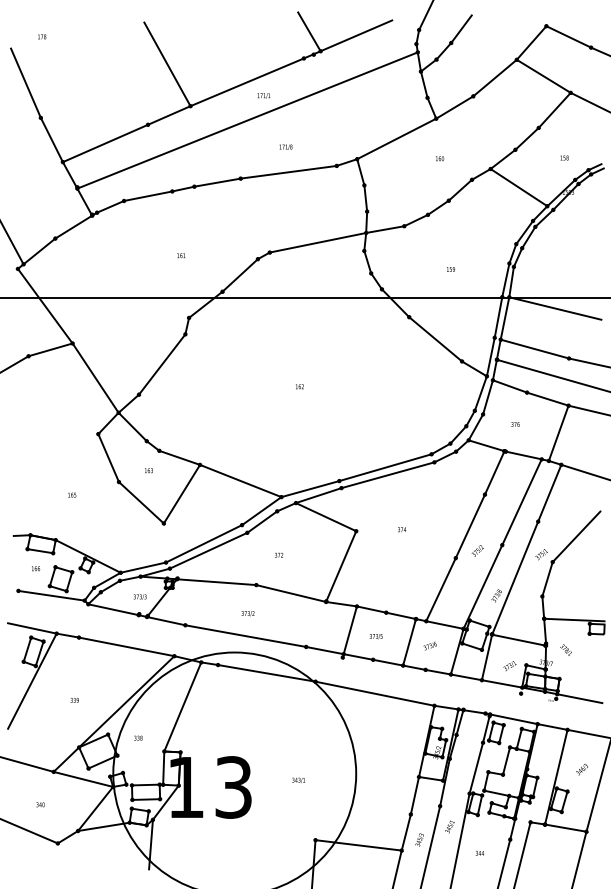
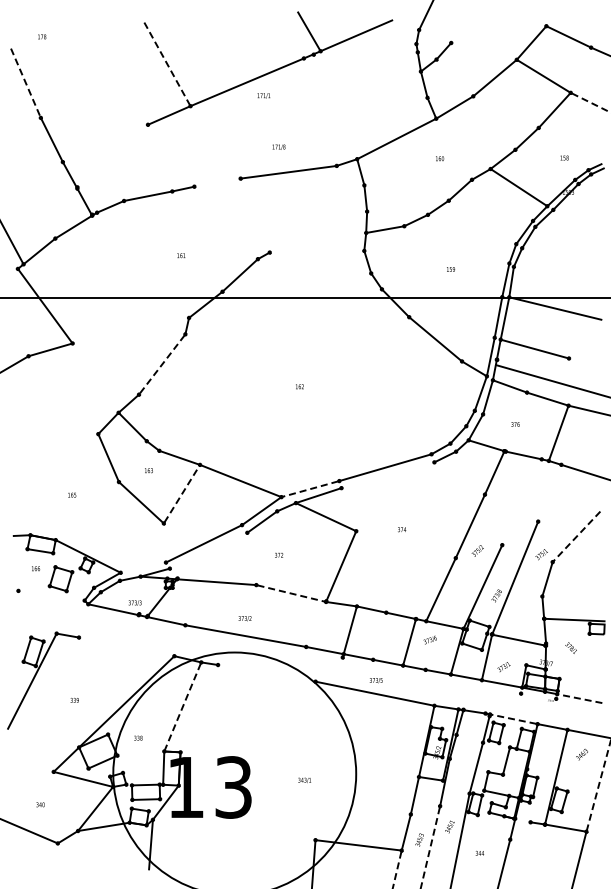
line: present -> none (461, 28)
line: solid -> dashed (167, 64)
line: solid -> dashed (25, 83)
line: solid -> dashed (591, 103)
line: present -> none (247, 120)
line: present -> none (105, 143)
text position: (285, 146) -> (278, 146) (278, 146)
line: present -> none (217, 182)
line: present -> none (317, 242)
line: present -> none (588, 362)
line: solid -> dashed (162, 364)
line position: (552, 375) -> (551, 380) (551, 380)
line: present -> none (95, 377)
line: present -> none (387, 474)
line: solid -> dashed (310, 489)
line: present -> none (549, 492)
line: solid -> dashed (182, 493)
line: present -> none (521, 502)
line: solid -> dashed (576, 536)
line: present -> none (208, 550)
line: present -> none (142, 567)
line: solid -> dashed (291, 593)
line: present -> none (51, 595)
text position: (139, 596) -> (134, 602) (134, 602)
text position: (247, 613) -> (244, 618) (244, 618)
line: present -> none (31, 628)
text position: (375, 636) -> (375, 680) (375, 680)
text position: (429, 645) -> (429, 639) (429, 639)
line: present -> none (126, 646)
text position: (565, 649) -> (570, 647) (570, 647)
text position: (509, 666) -> (503, 667) (503, 667)
line: present -> none (266, 673)
line: solid -> dashed (579, 698)
line: solid -> dashed (182, 707)
line: solid -> dashed (513, 719)
line: present -> none (27, 764)
text position: (581, 769) -> (581, 754) (581, 754)
text position: (298, 779) -> (304, 779) (304, 779)
line: solid -> dashed (598, 785)
line: solid -> dashed (430, 848)
line: present -> none (522, 854)
line: solid -> dashed (397, 870)
